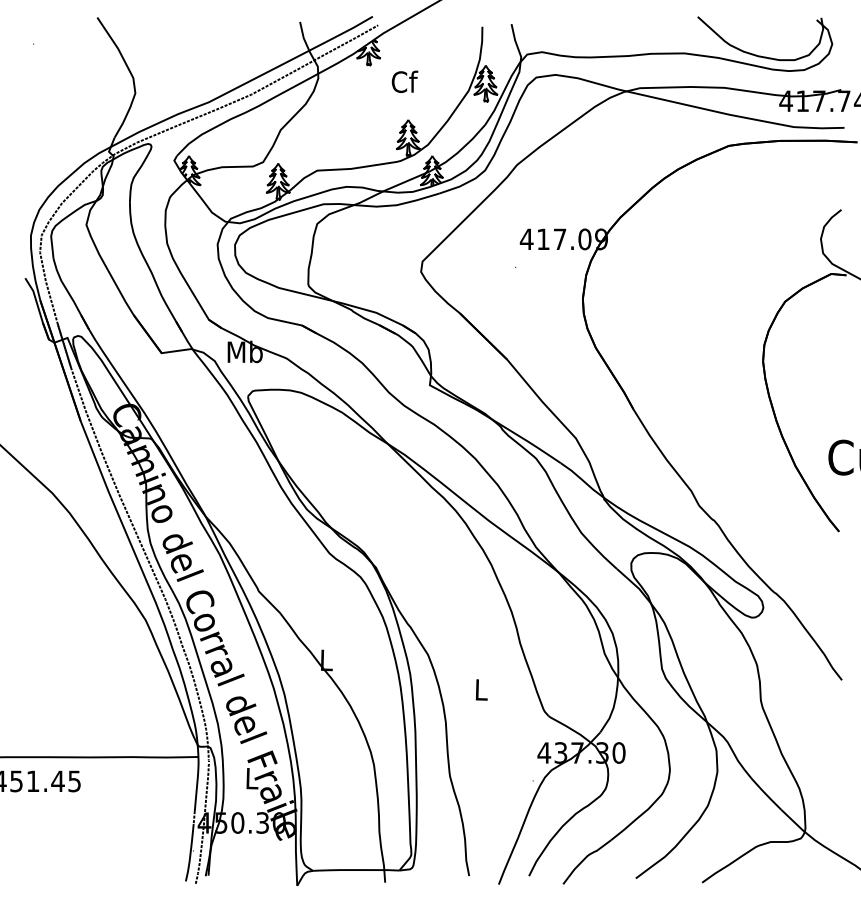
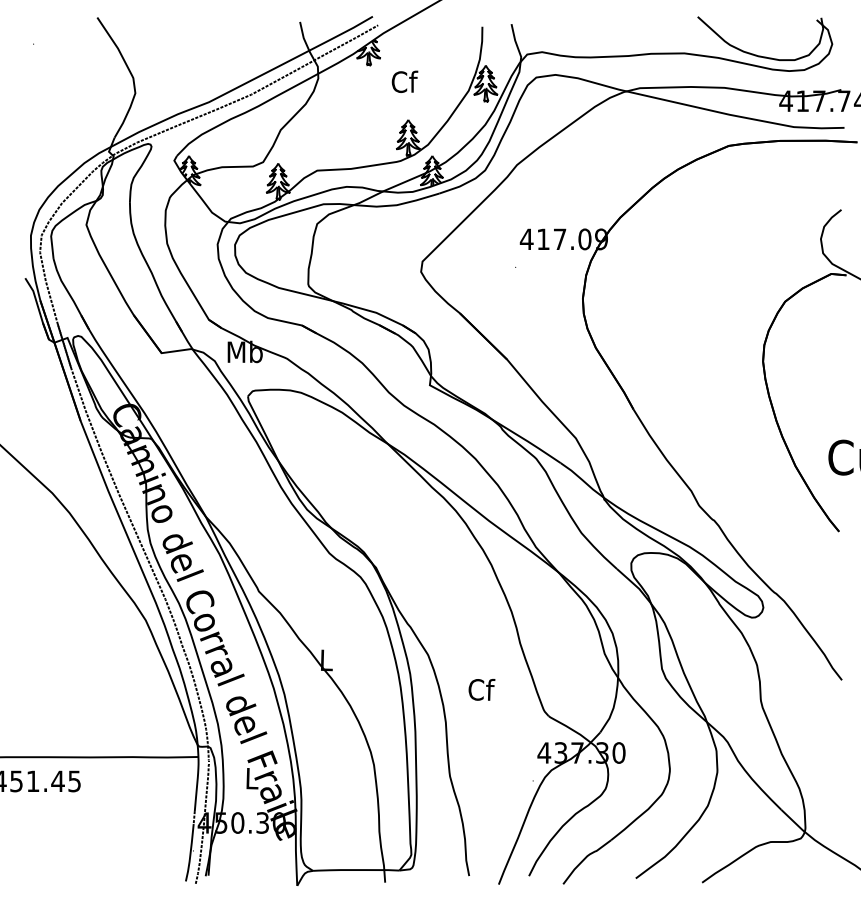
text: L -> Cf (481, 689)
